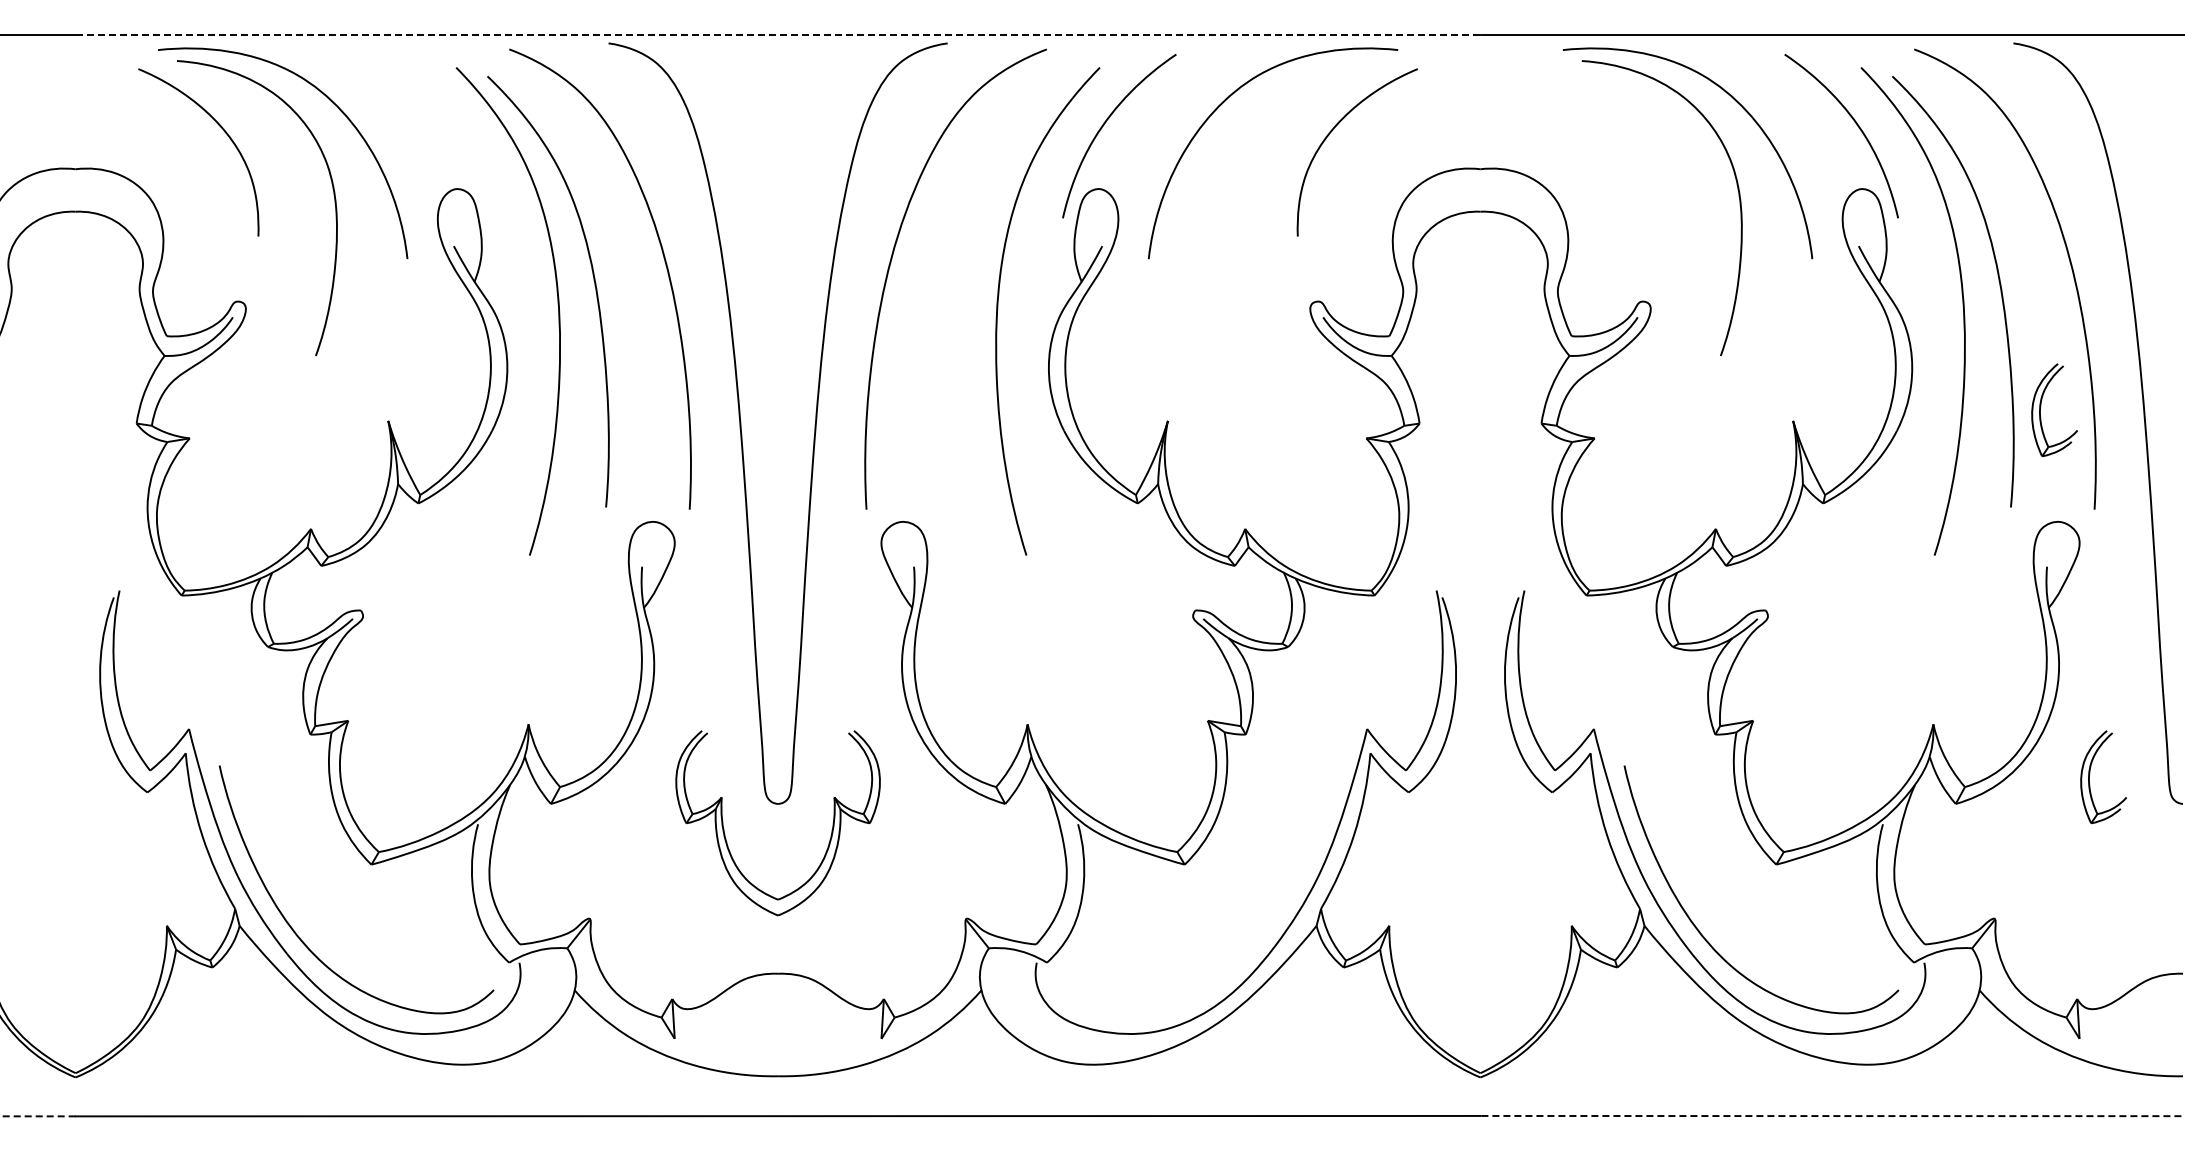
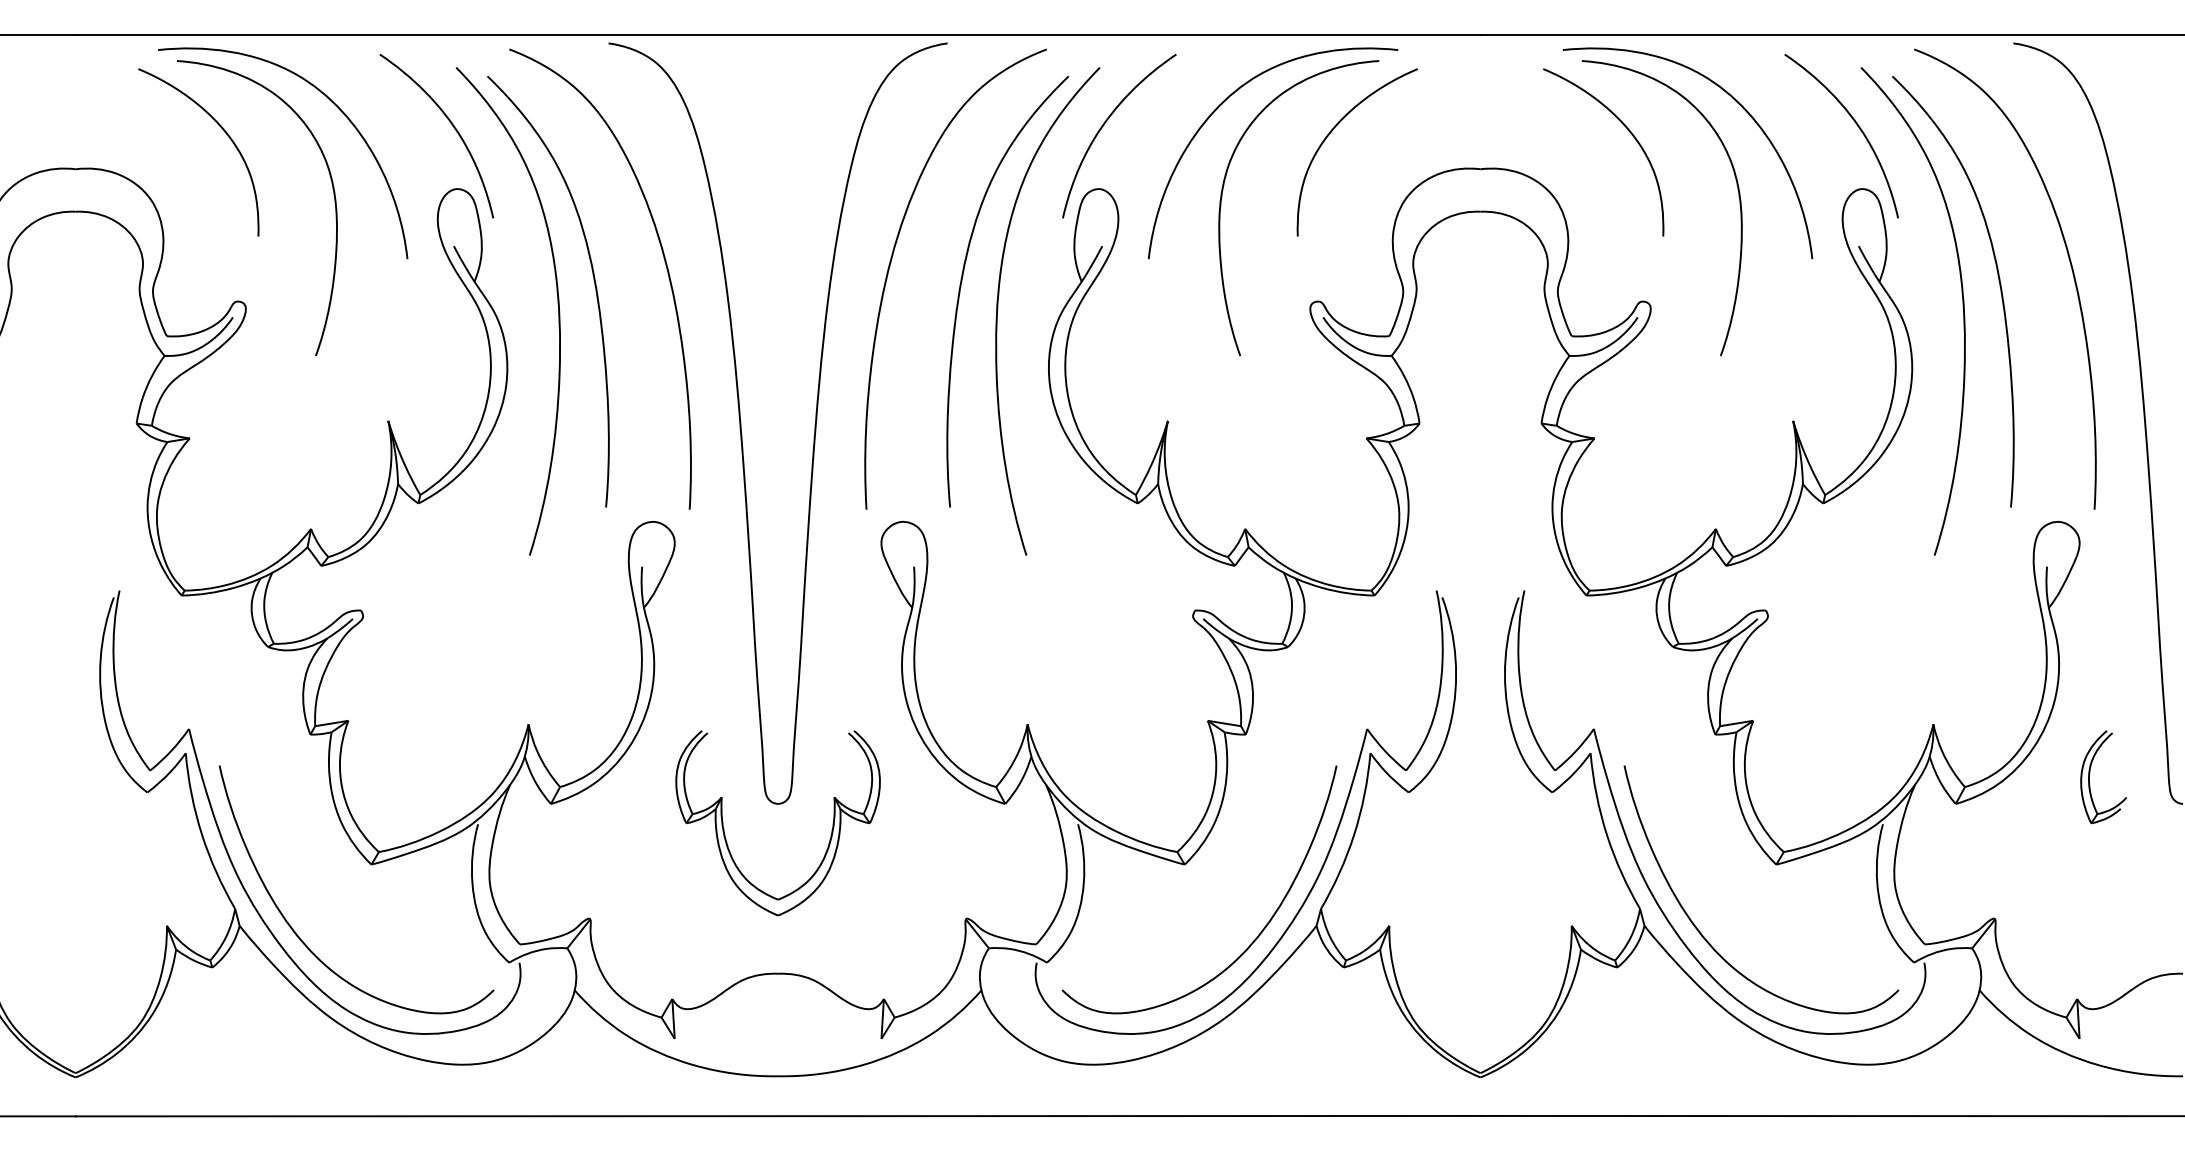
line: dashed -> solid (778, 34)
curve: none -> present (452, 126)
curve: none -> present (1628, 131)
curve: none -> present (1222, 197)
curve: none -> present (962, 281)
part: present -> none (2041, 406)
curve: none -> present (1257, 935)
line: dashed -> solid (37, 1116)
line: dashed -> solid (1832, 1116)
